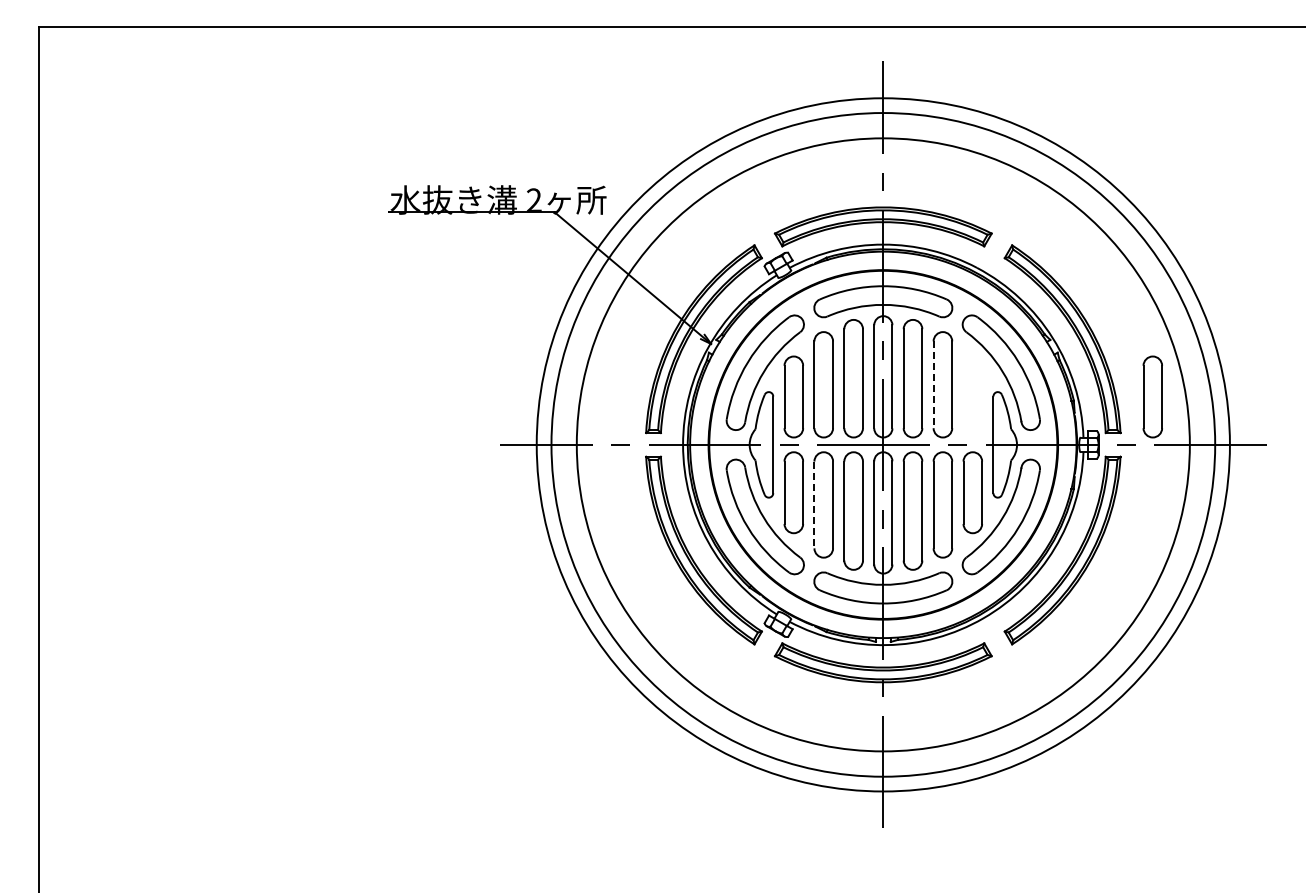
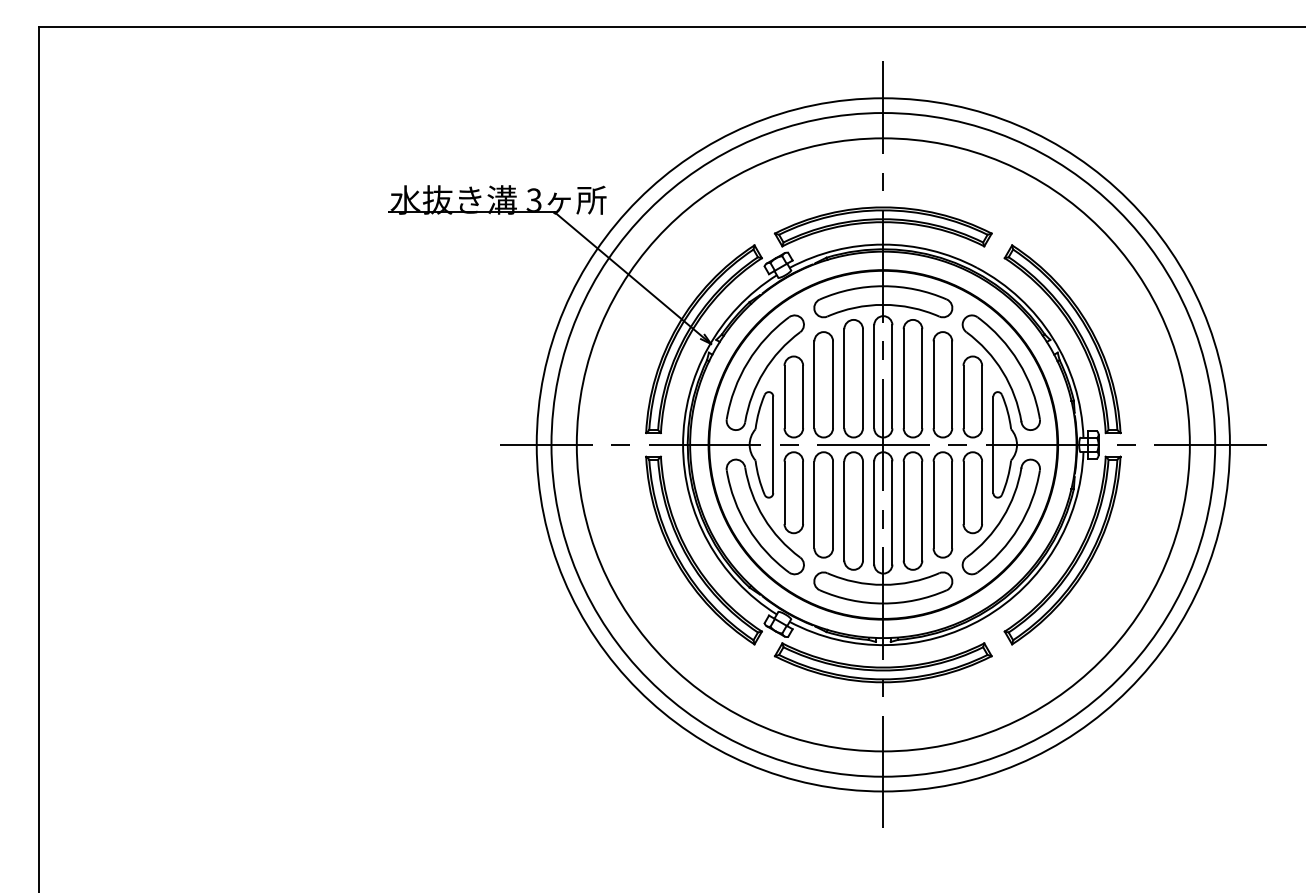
text: 2 -> 3 (533, 199)
line: dashed -> solid (933, 385)
part position: (1152, 396) -> (972, 396) (972, 396)
line: dashed -> solid (814, 505)
